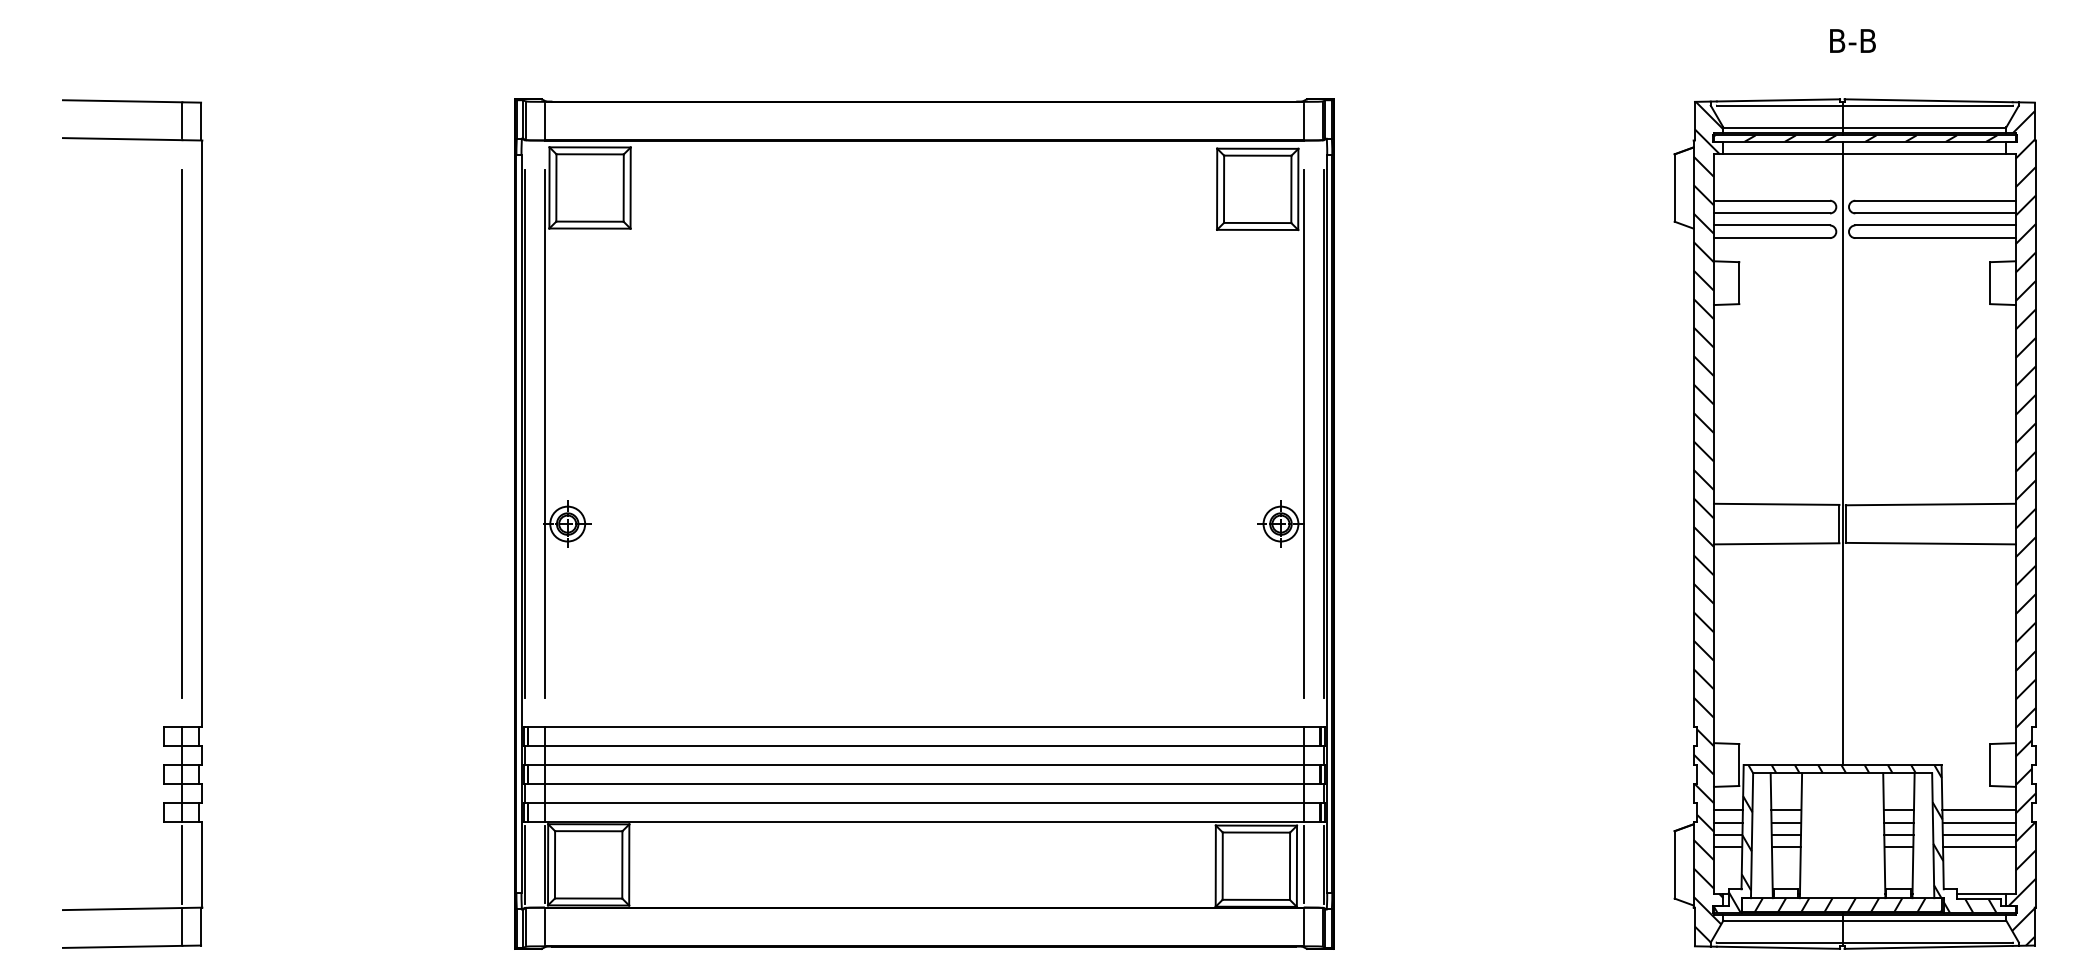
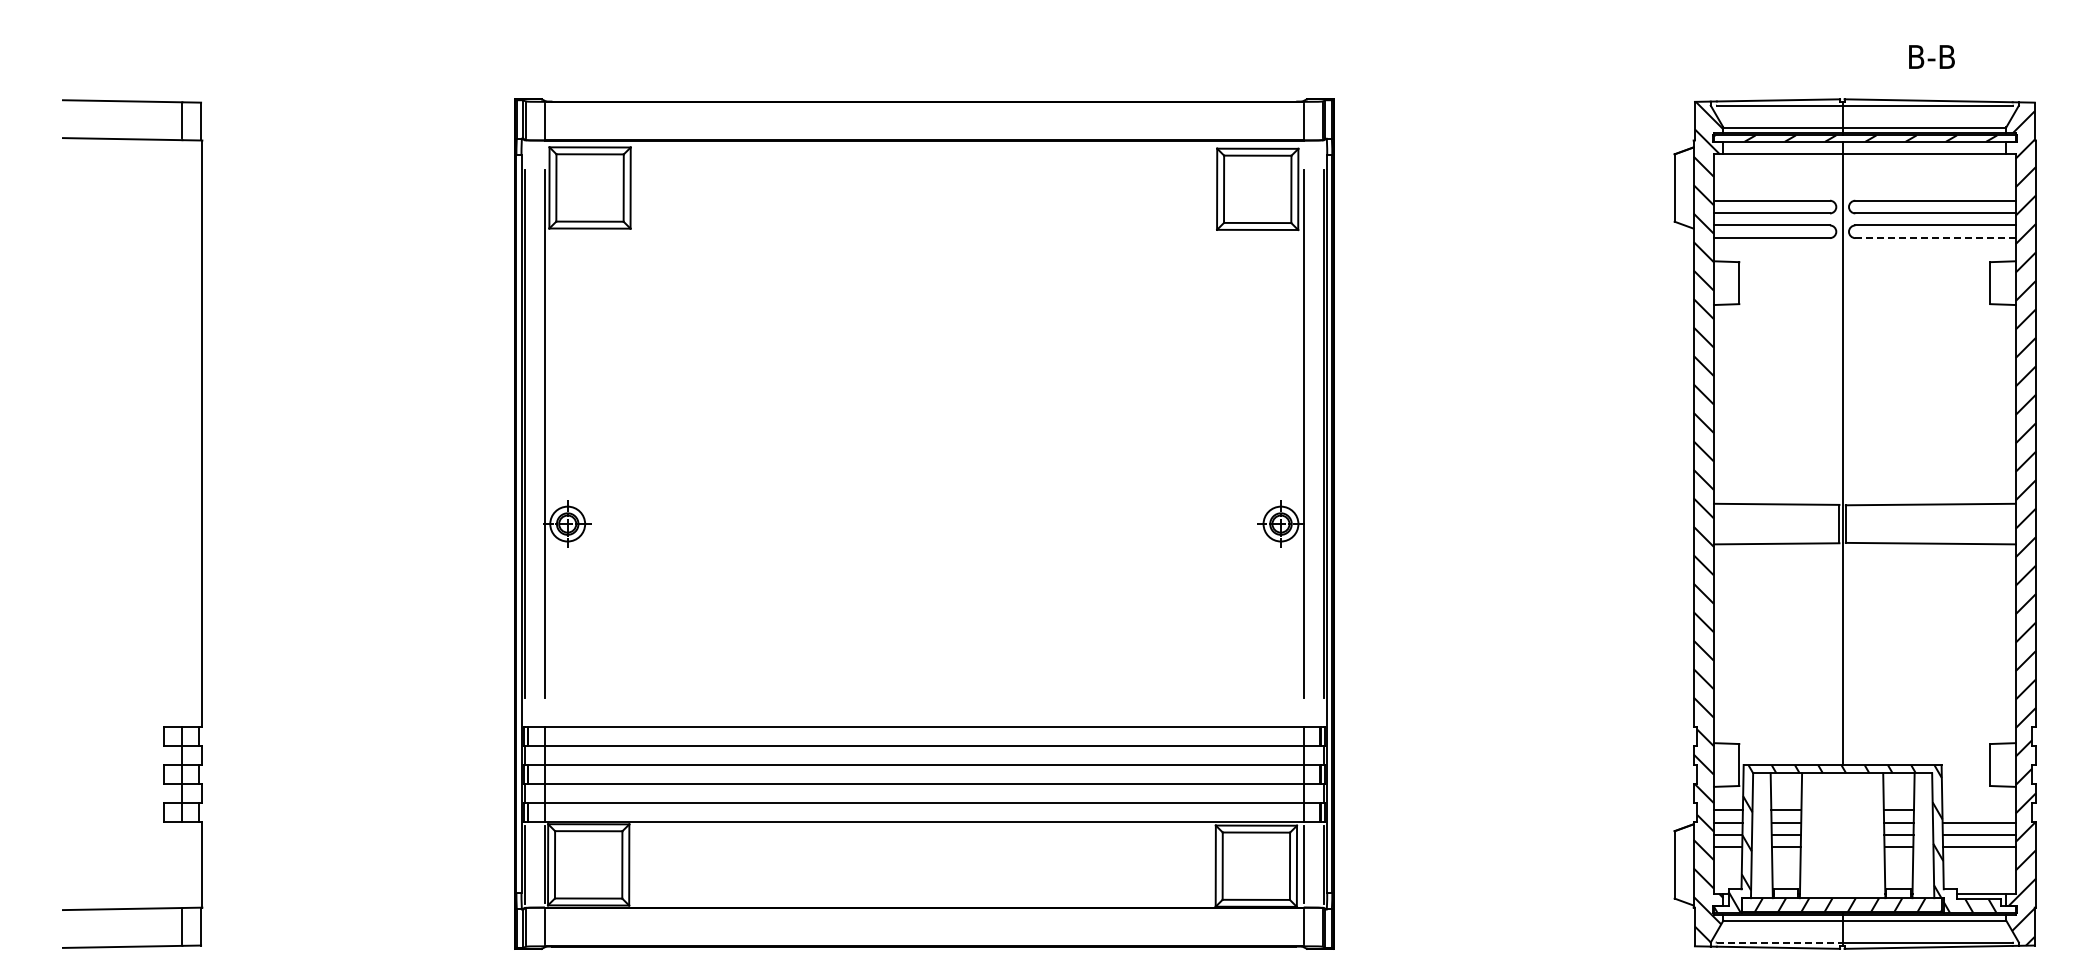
text position: (1852, 40) -> (1931, 56) (1931, 56)
line: solid -> dashed (1935, 238)
line: present -> none (182, 433)
line: present -> none (1978, 810)
line: present -> none (182, 864)
line: solid -> dashed (1779, 942)
